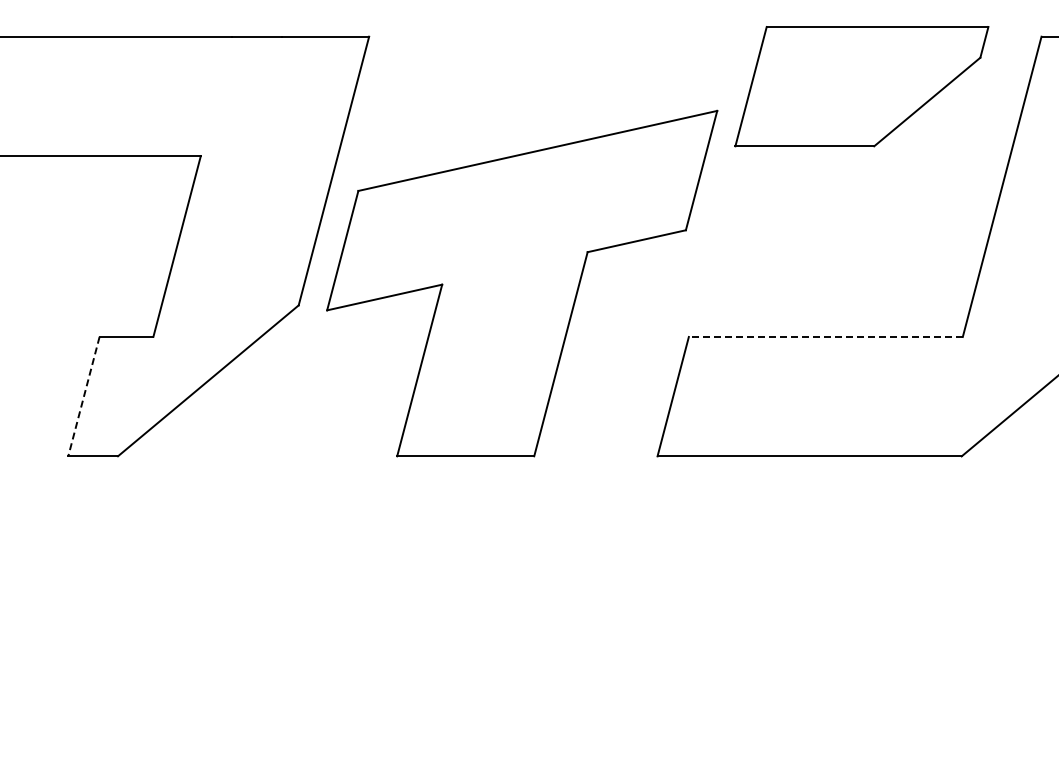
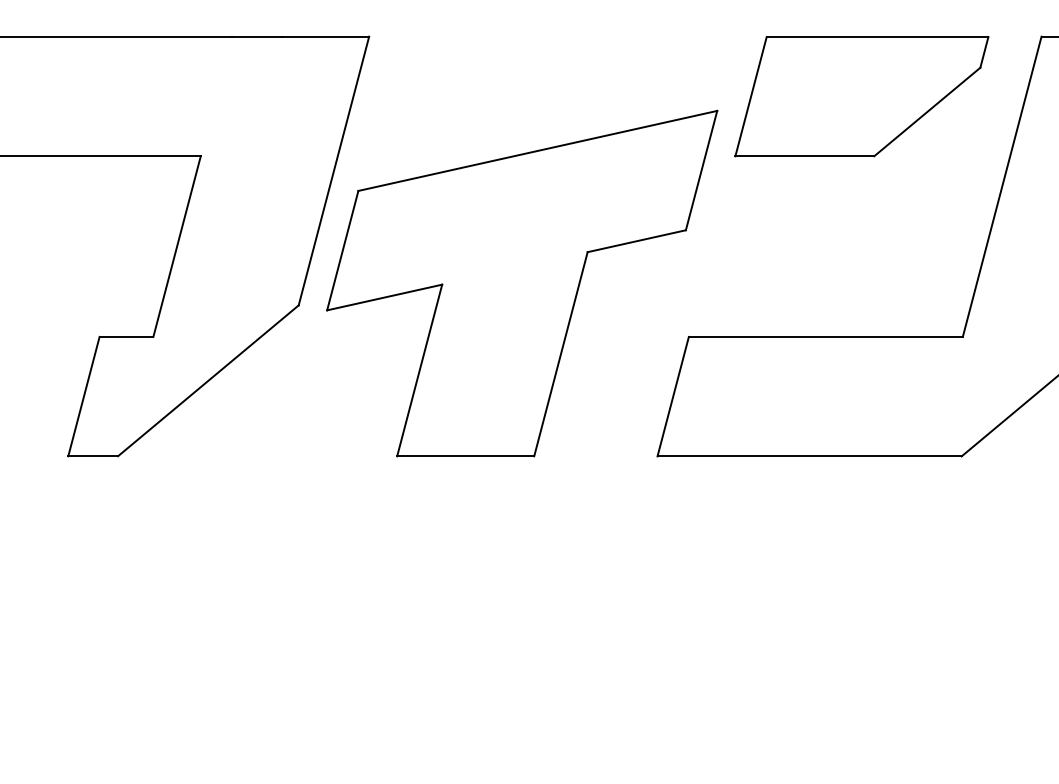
part position: (861, 86) -> (861, 96) (861, 96)
line: dashed -> solid (825, 336)
line: dashed -> solid (83, 396)
